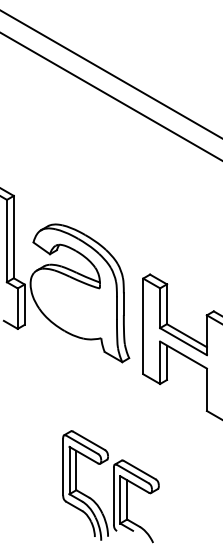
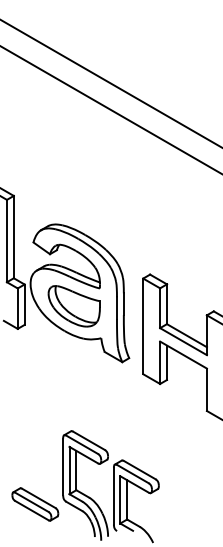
line position: (110, 73) -> (110, 83) (110, 83)
line position: (110, 96) -> (110, 109) (110, 109)
part: none -> present (73, 306)
part: none -> present (35, 504)
